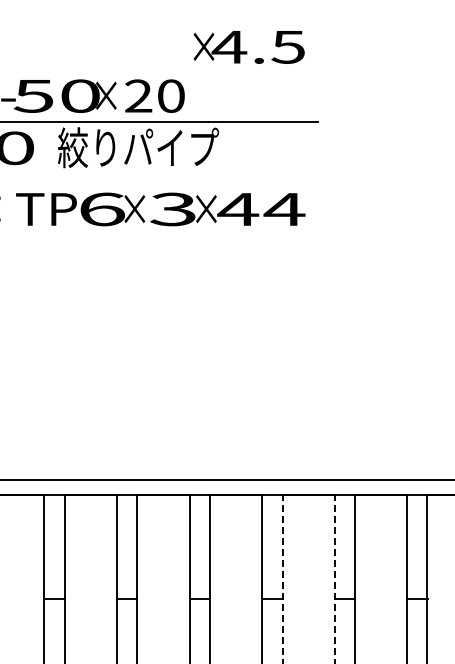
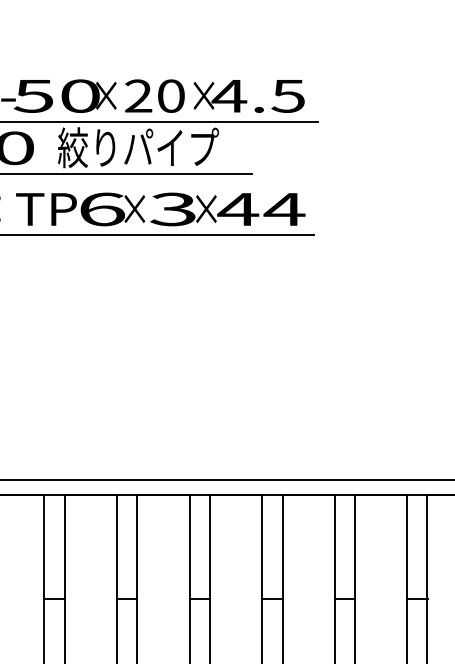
text position: (248, 47) -> (248, 96) (248, 96)
line: none -> present (127, 173)
line: none -> present (157, 234)
line: dashed -> solid (282, 579)
line: dashed -> solid (334, 579)
